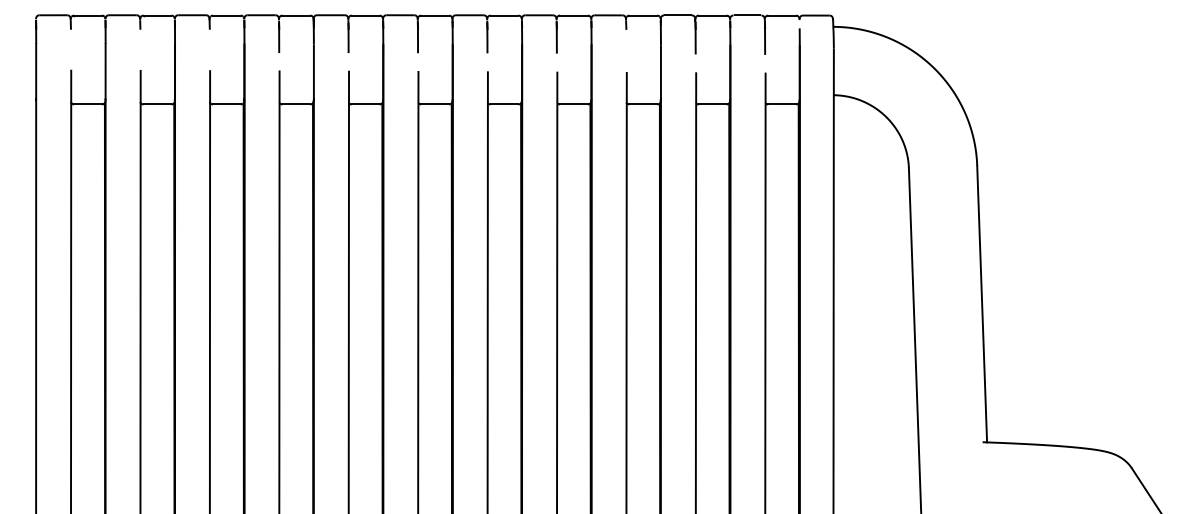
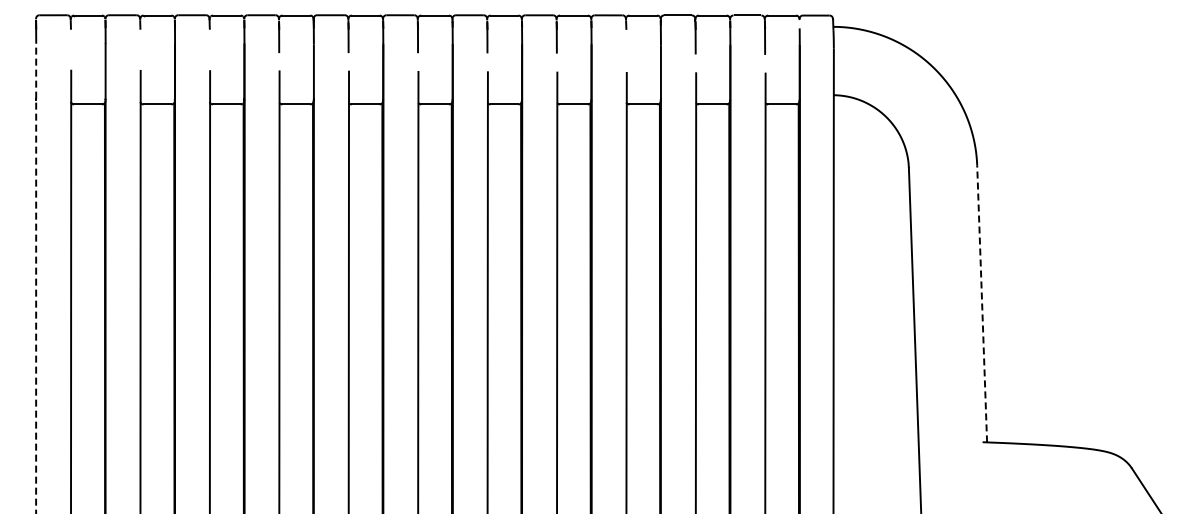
line: solid -> dashed (36, 278)
line: solid -> dashed (982, 303)
